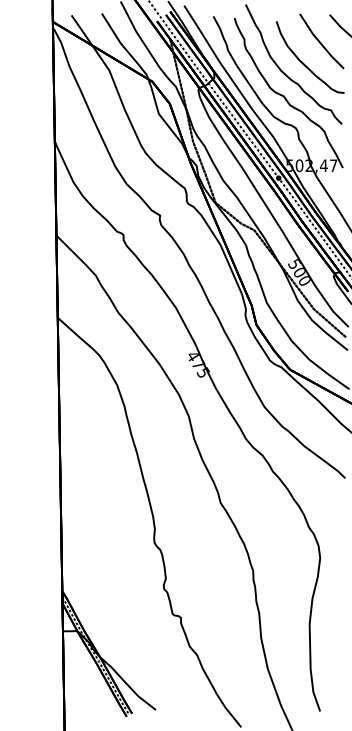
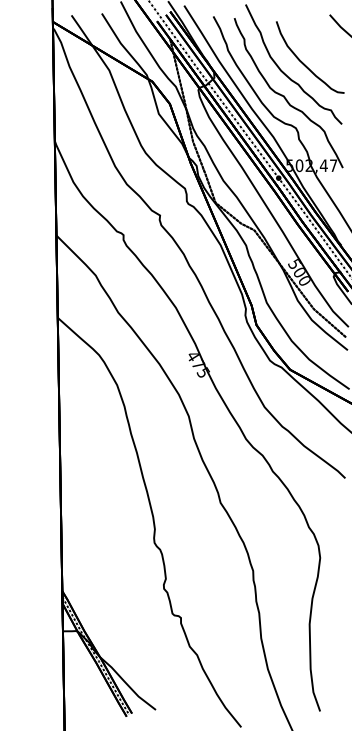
line: present -> none (320, 41)
